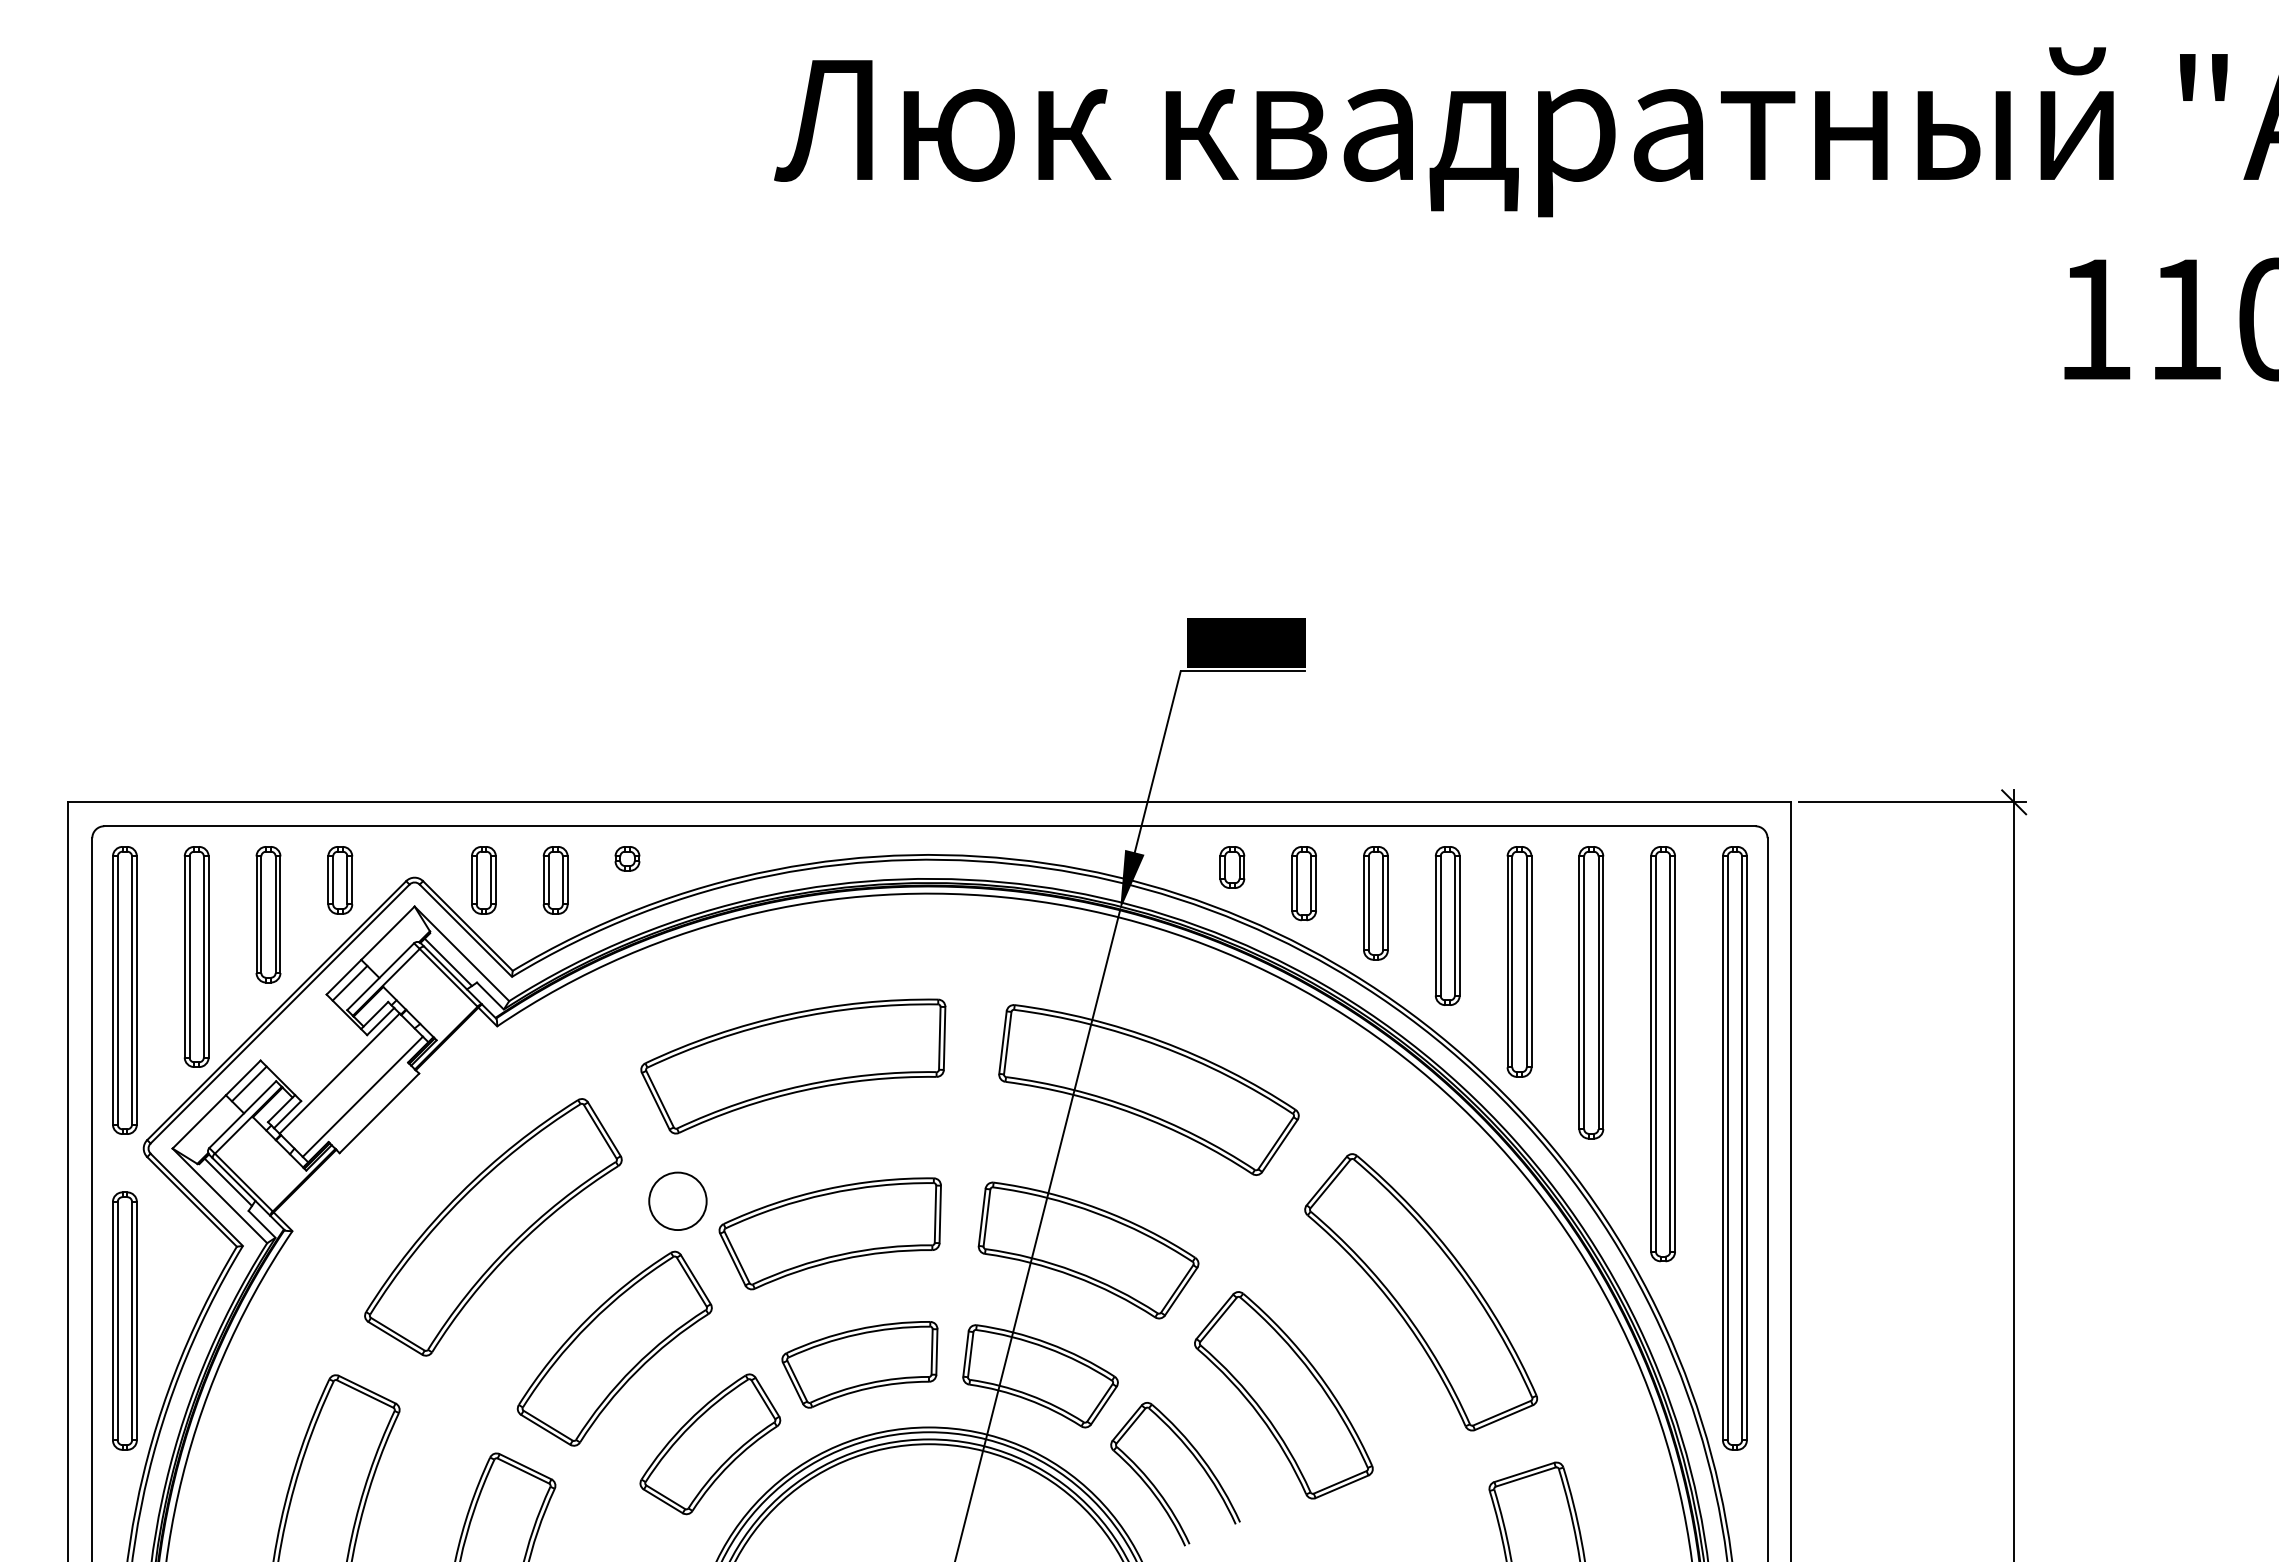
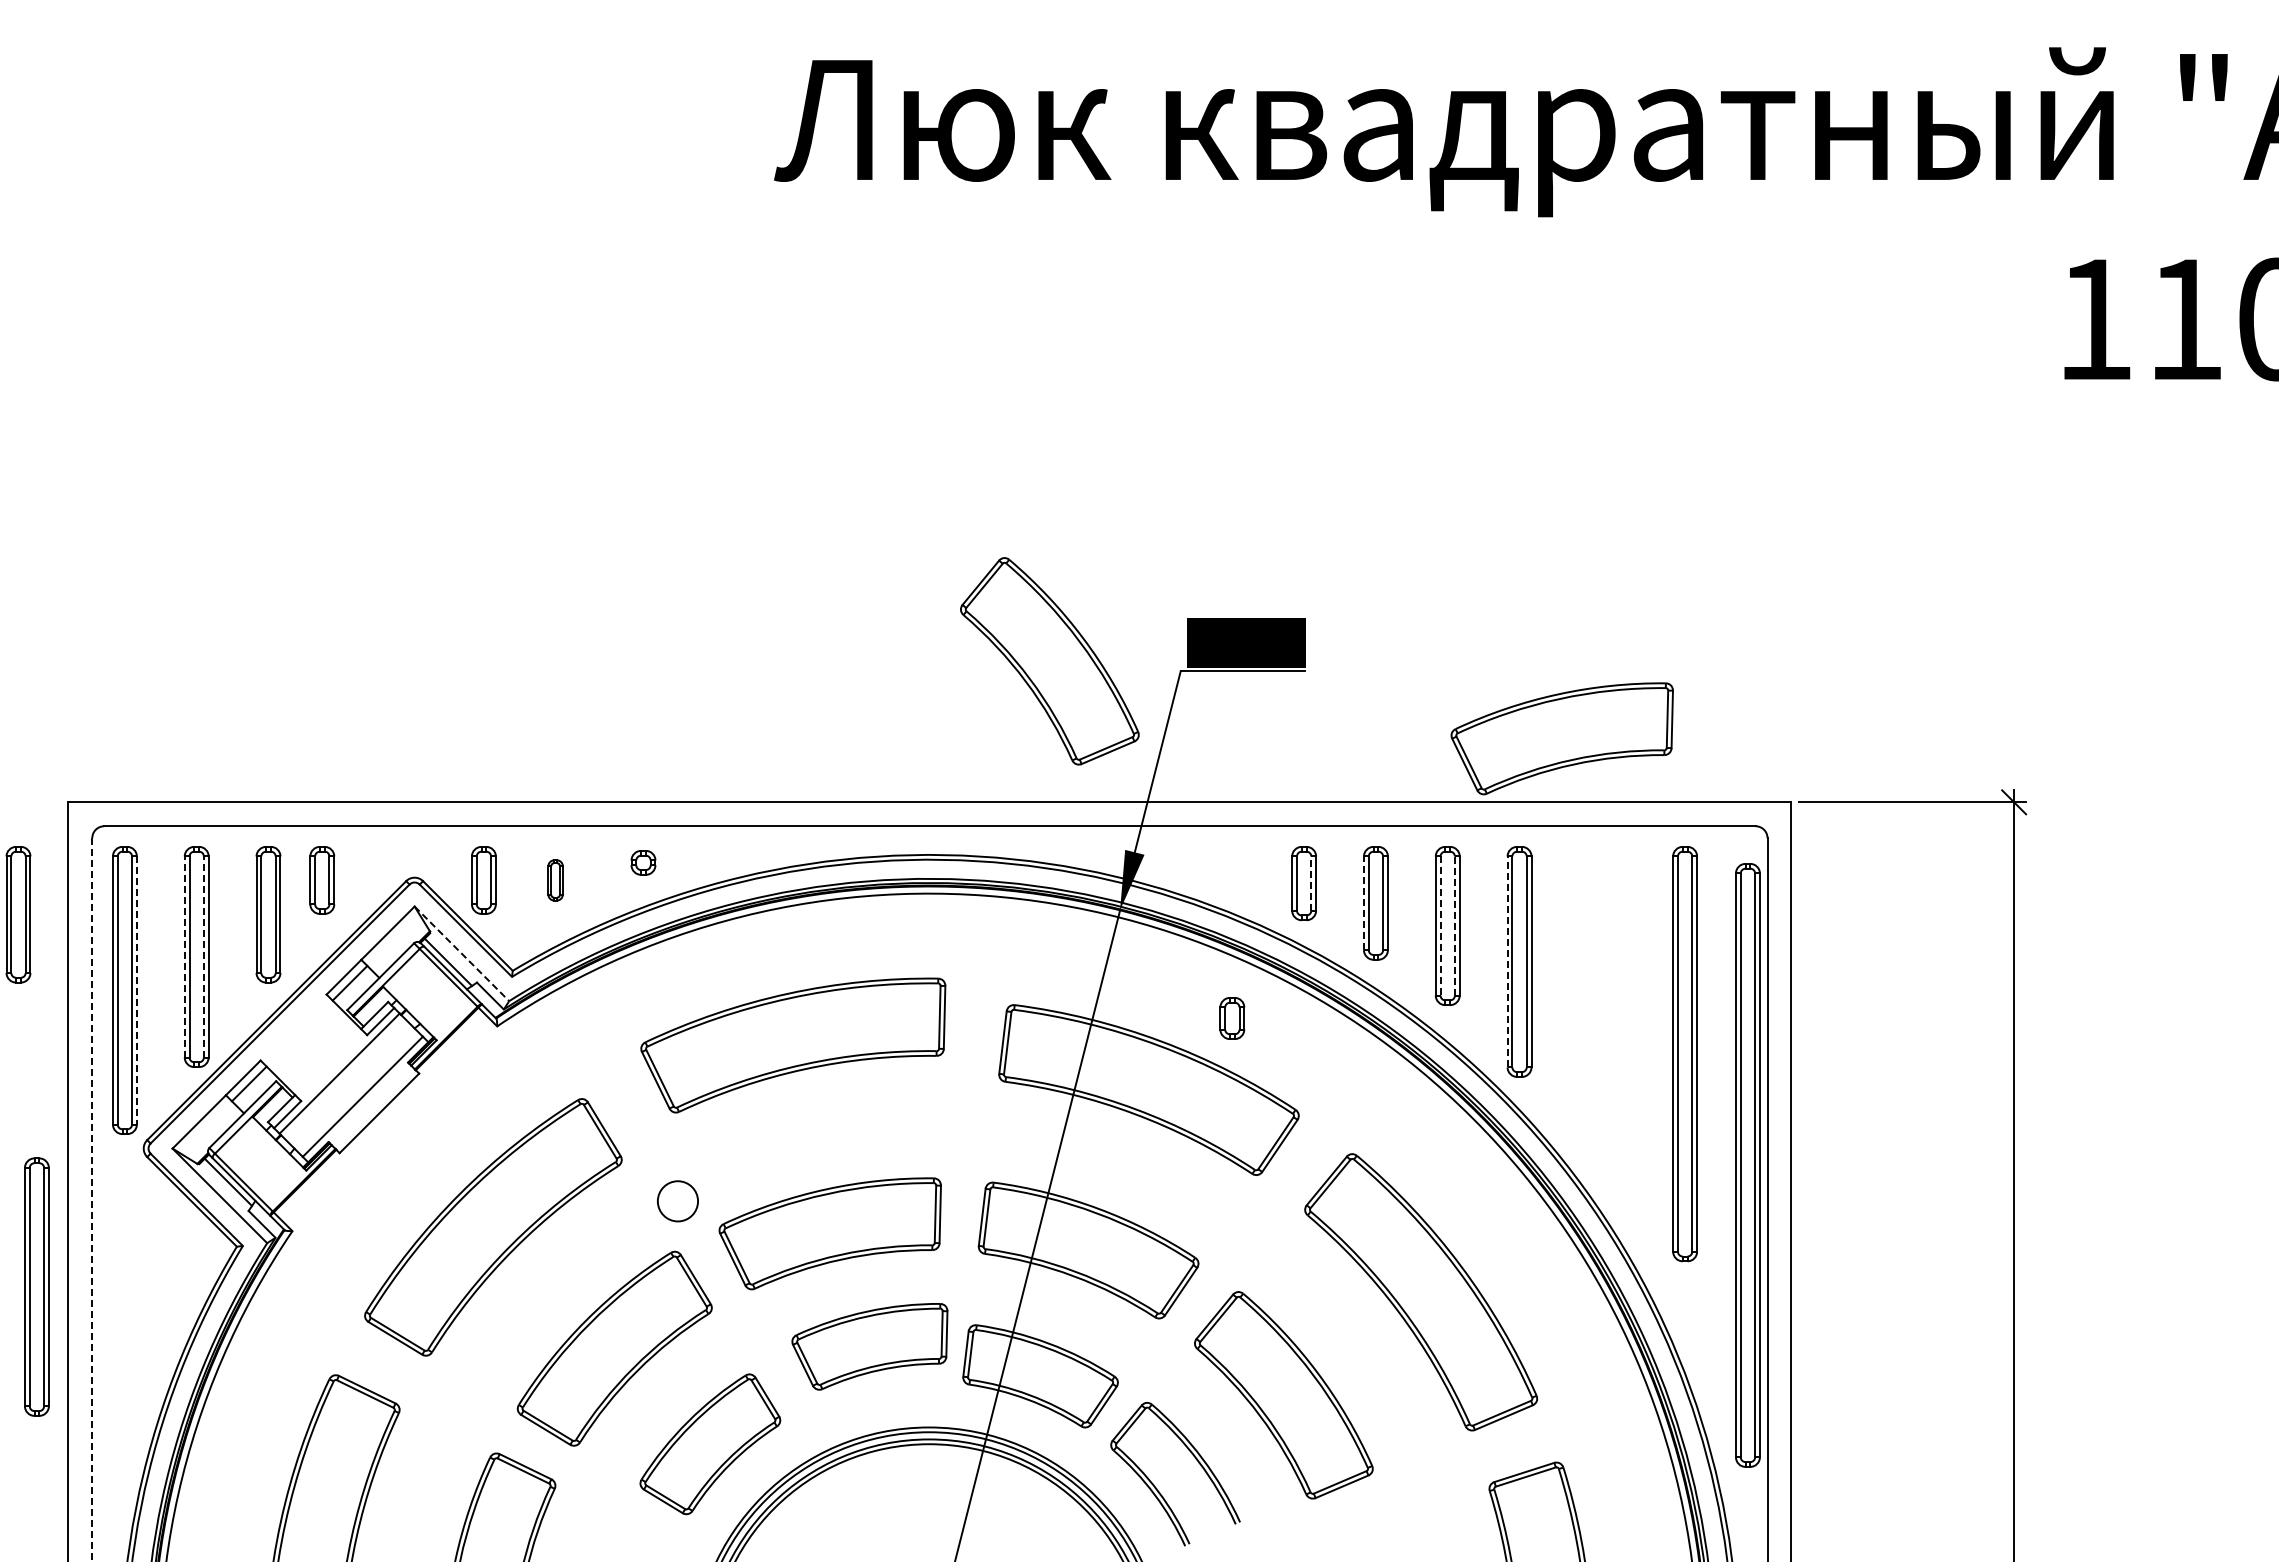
part: none -> present (1049, 661)
part: none -> present (1561, 738)
part position: (627, 858) -> (643, 862) (643, 862)
part position: (1232, 867) -> (1232, 1018) (1232, 1018)
part position: (340, 880) -> (322, 880) (322, 880)
part size: 27x69 px -> 17x43 px (555, 880)
line: solid -> dashed (1311, 883)
line: solid -> dashed (1363, 903)
part: none -> present (18, 914)
line: solid -> dashed (1440, 926)
line: solid -> dashed (1454, 926)
line: solid -> dashed (461, 953)
line: solid -> dashed (184, 956)
line: solid -> dashed (203, 956)
line: solid -> dashed (1507, 961)
line: solid -> dashed (136, 991)
part: present -> none (1591, 992)
part position: (1662, 1054) -> (1684, 1054) (1684, 1054)
part position: (793, 1066) -> (793, 1045) (793, 1045)
part position: (1734, 1148) -> (1747, 1165) (1747, 1165)
line: solid -> dashed (92, 1200)
circle diameter: 57 px -> 40 px (677, 1201)
part position: (124, 1320) -> (36, 1286) (36, 1286)
part position: (859, 1364) -> (869, 1346) (869, 1346)
